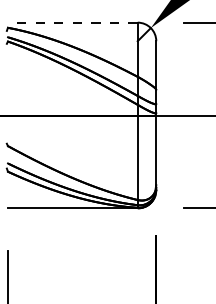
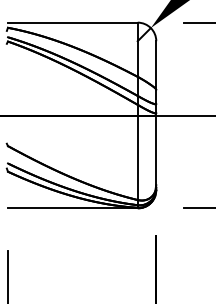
line: dashed -> solid (72, 22)
